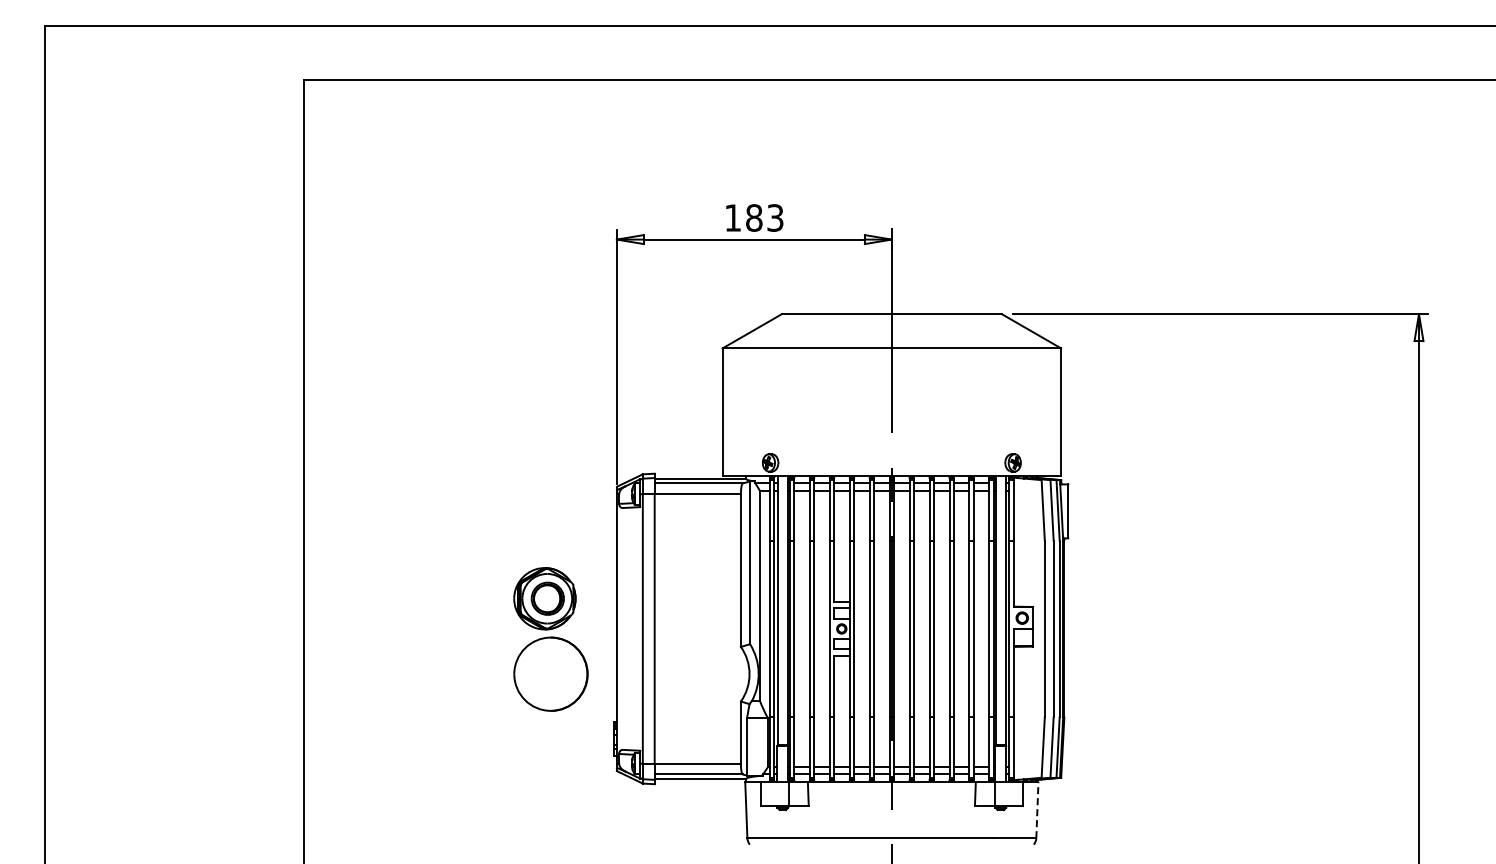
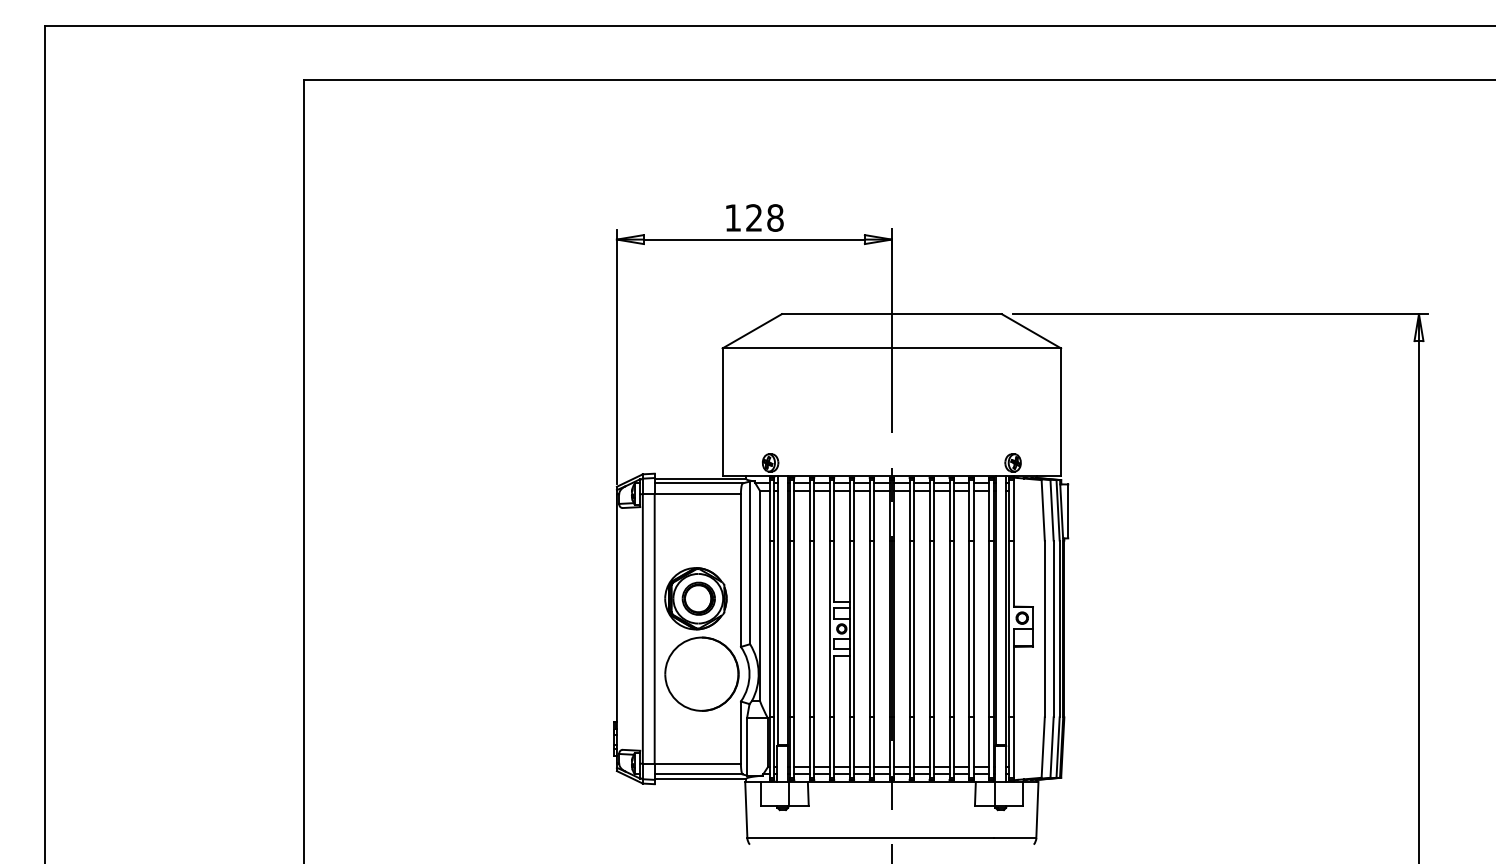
text: 183 -> 128 (764, 217)
part position: (550, 639) -> (701, 639) (701, 639)
line: dashed -> solid (1037, 809)
